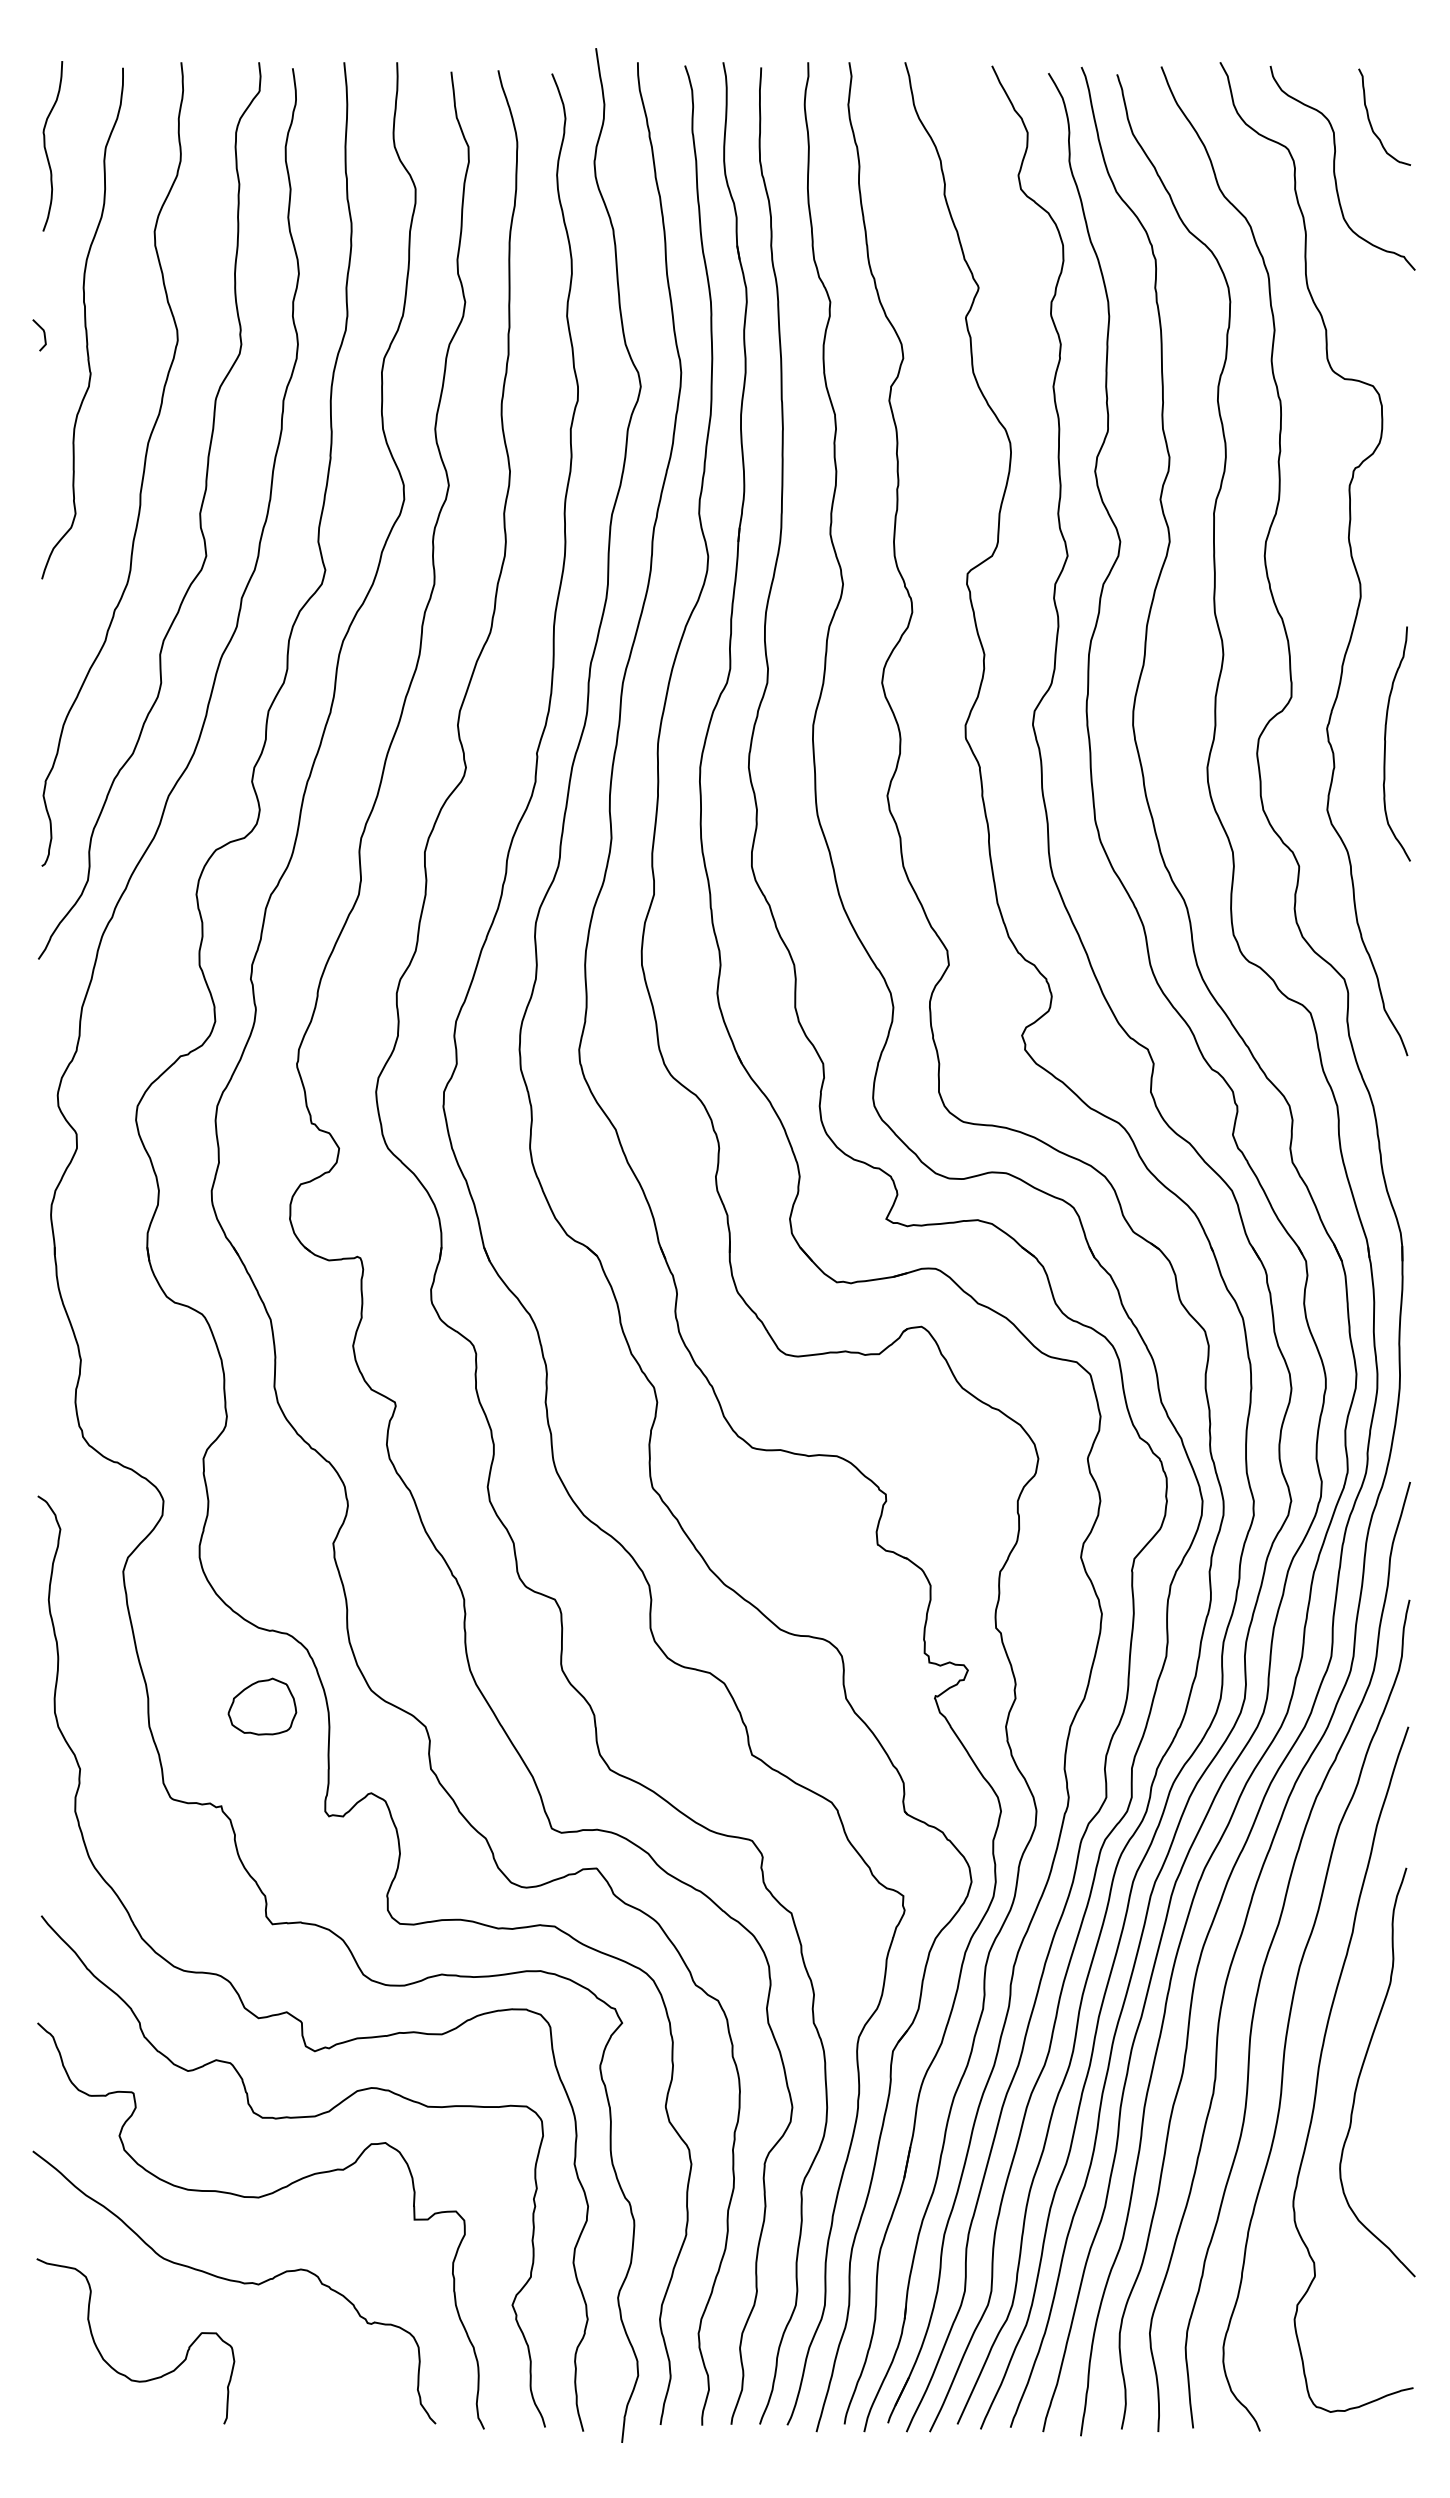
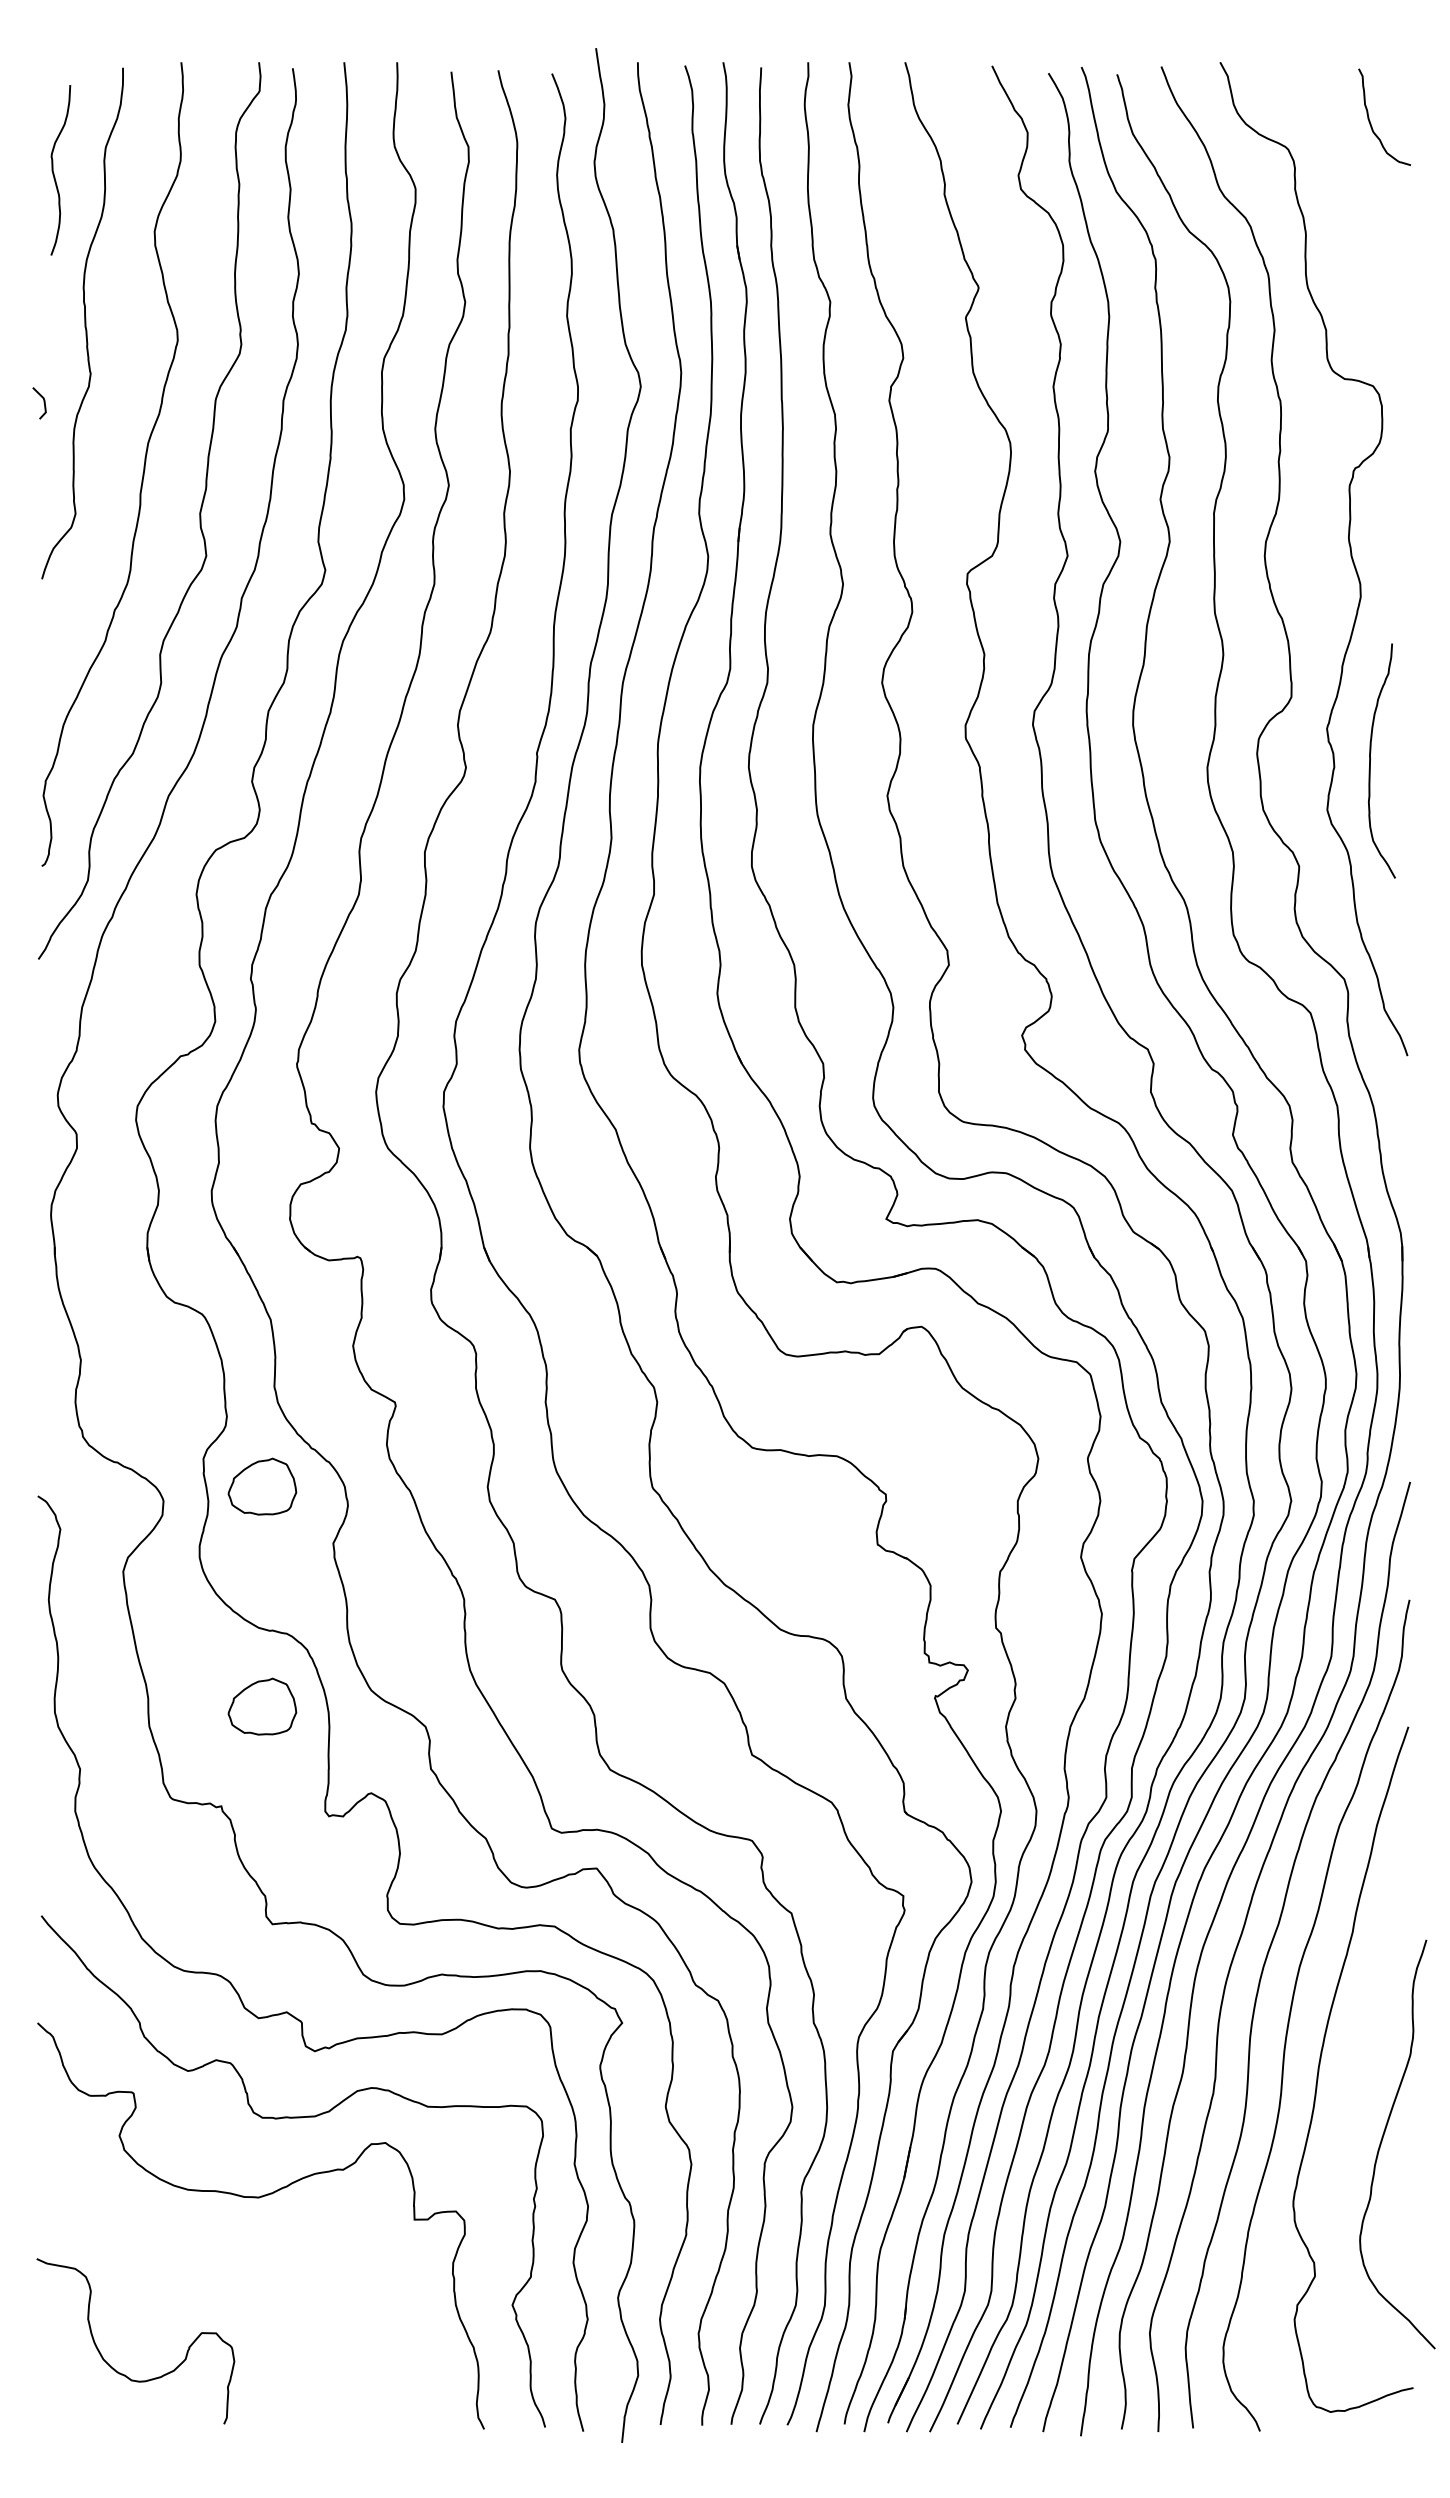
curve position: (46, 149) -> (54, 173) (54, 173)
curve: present -> none (1334, 167)
line position: (43, 335) -> (43, 403) (43, 403)
curve position: (1386, 741) -> (1371, 758) (1371, 758)
part: none -> present (262, 1486)
curve position: (1363, 2066) -> (1383, 2138) (1383, 2138)
curve: present -> none (235, 2282)
